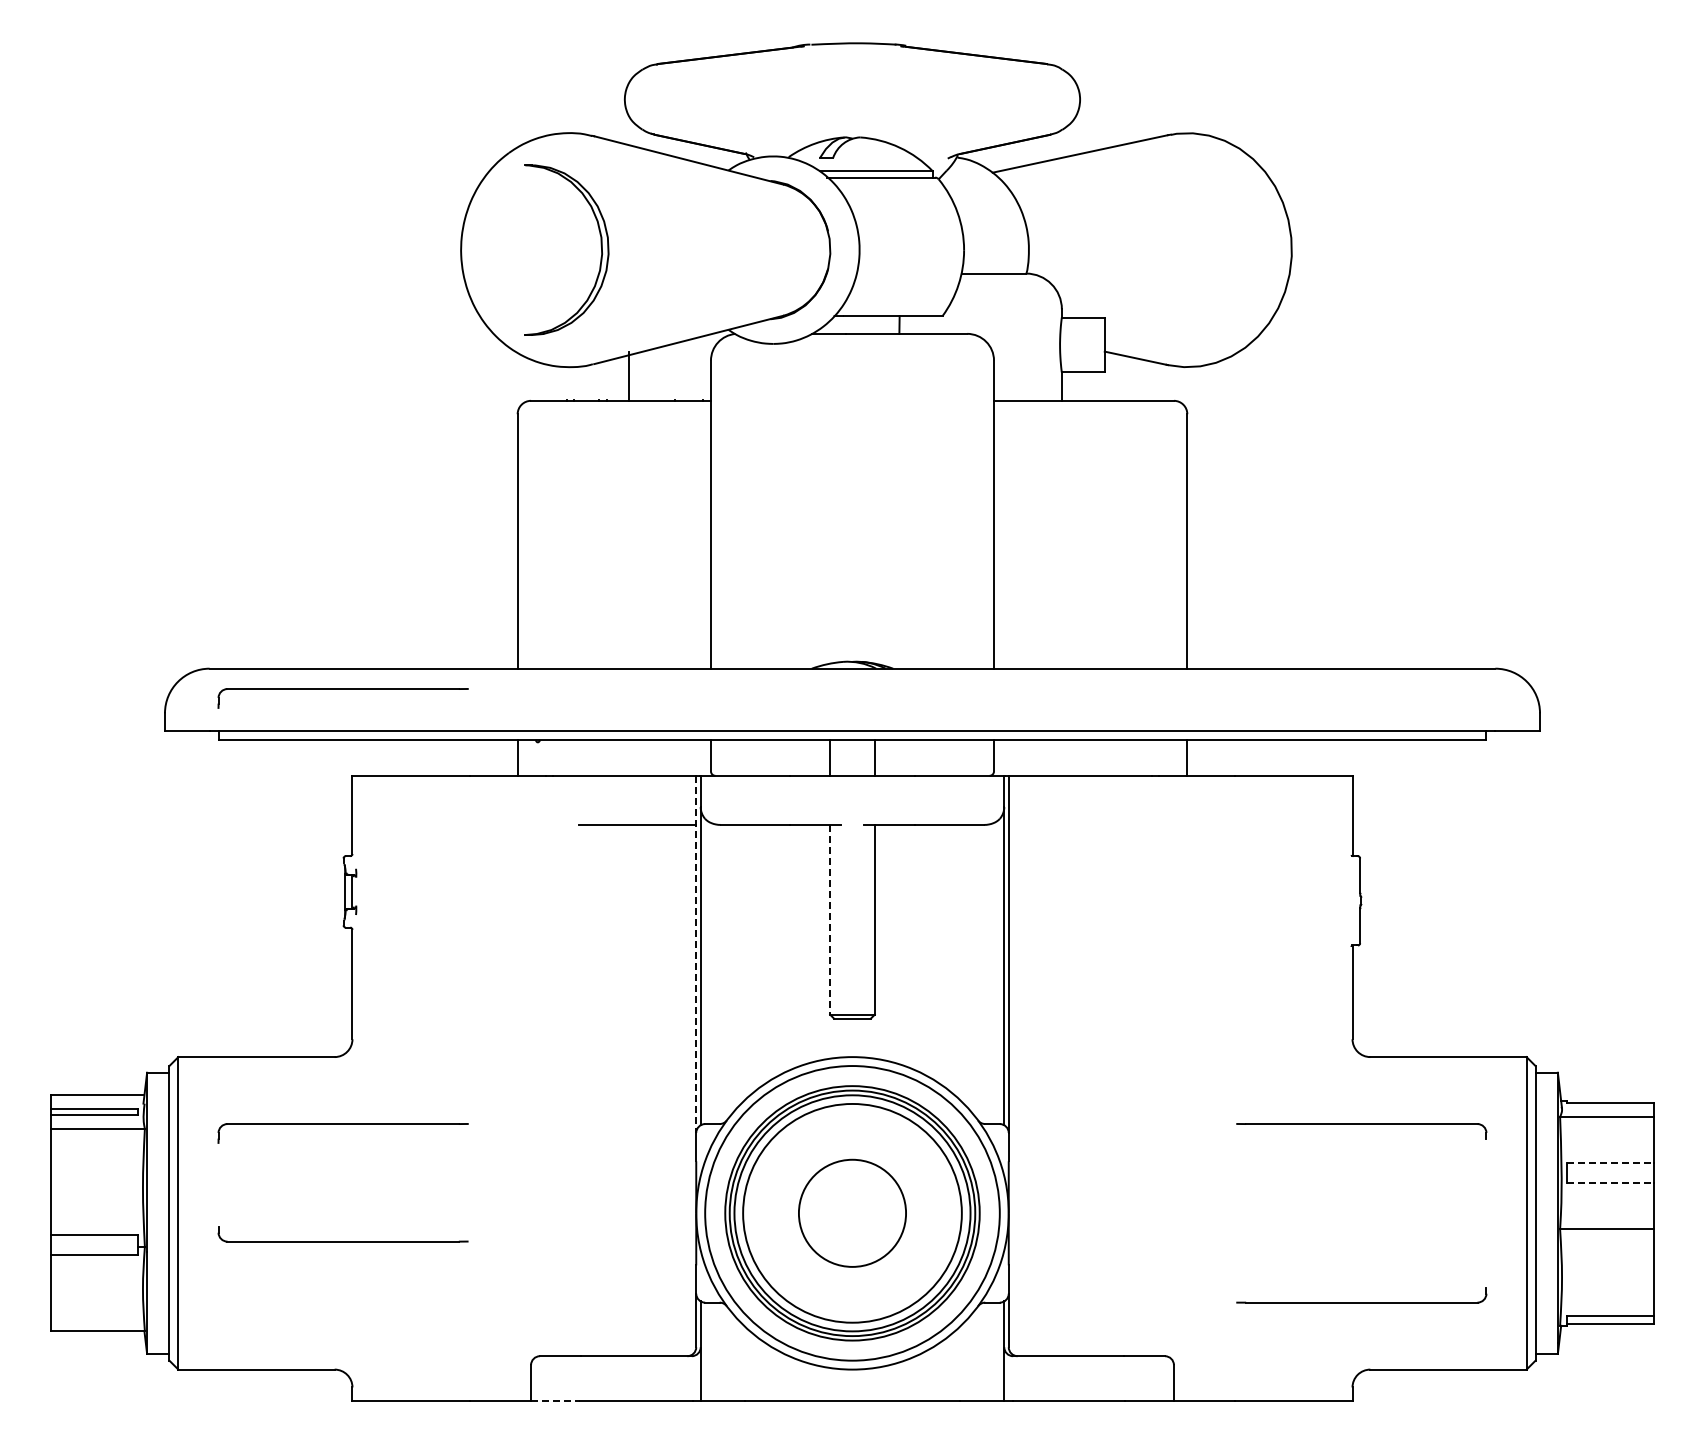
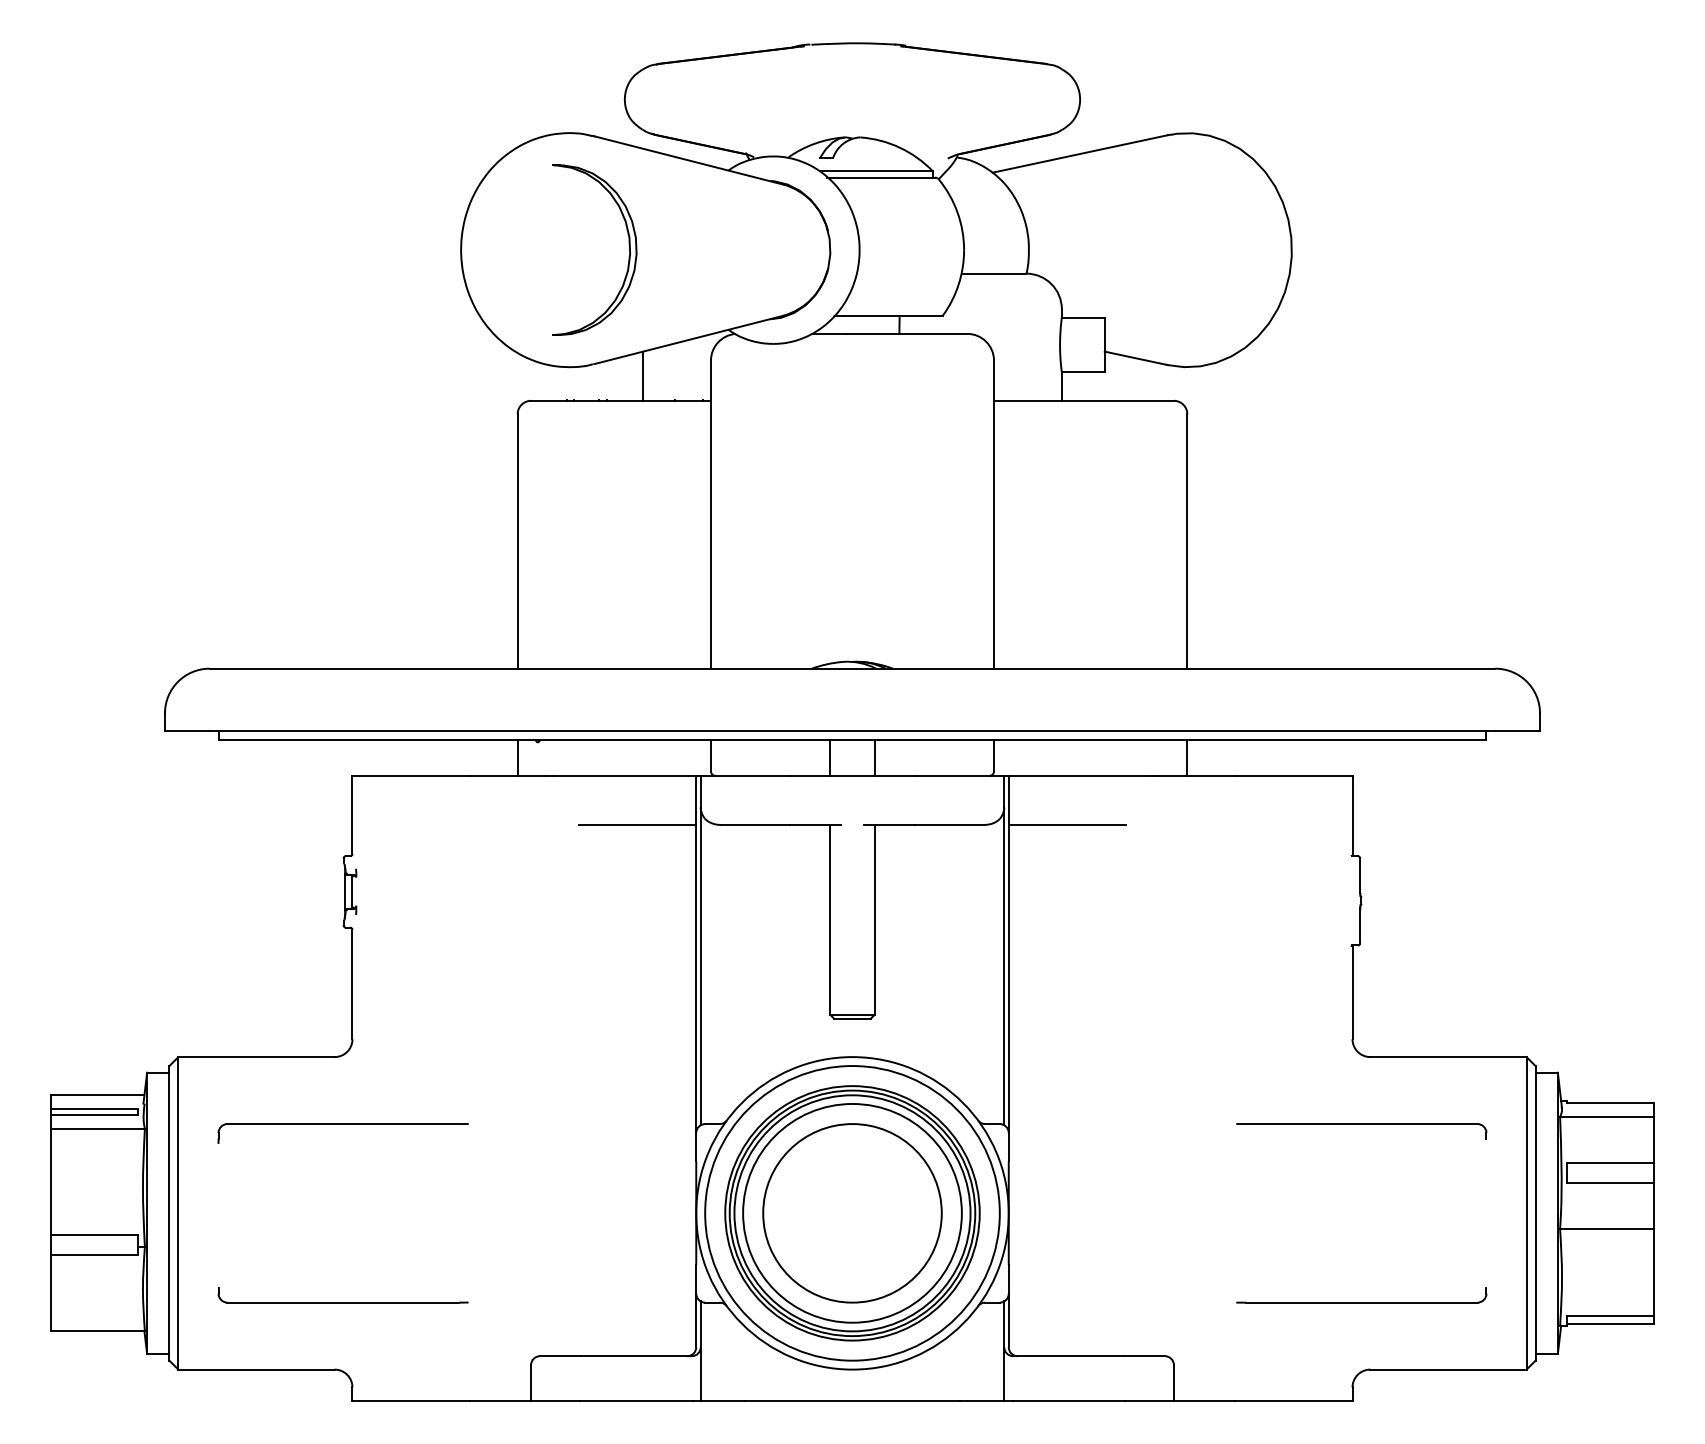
part position: (600, 245) -> (628, 245) (628, 245)
line position: (629, 375) -> (643, 375) (643, 375)
part: present -> none (342, 689)
line: none -> present (1066, 824)
line: dashed -> solid (830, 919)
line: dashed -> solid (696, 954)
line: dashed -> solid (1611, 1163)
line: dashed -> solid (1611, 1182)
circle diameter: 107 px -> 179 px (852, 1213)
part position: (342, 1241) -> (342, 1302) (342, 1302)
line: dashed -> solid (555, 1400)
